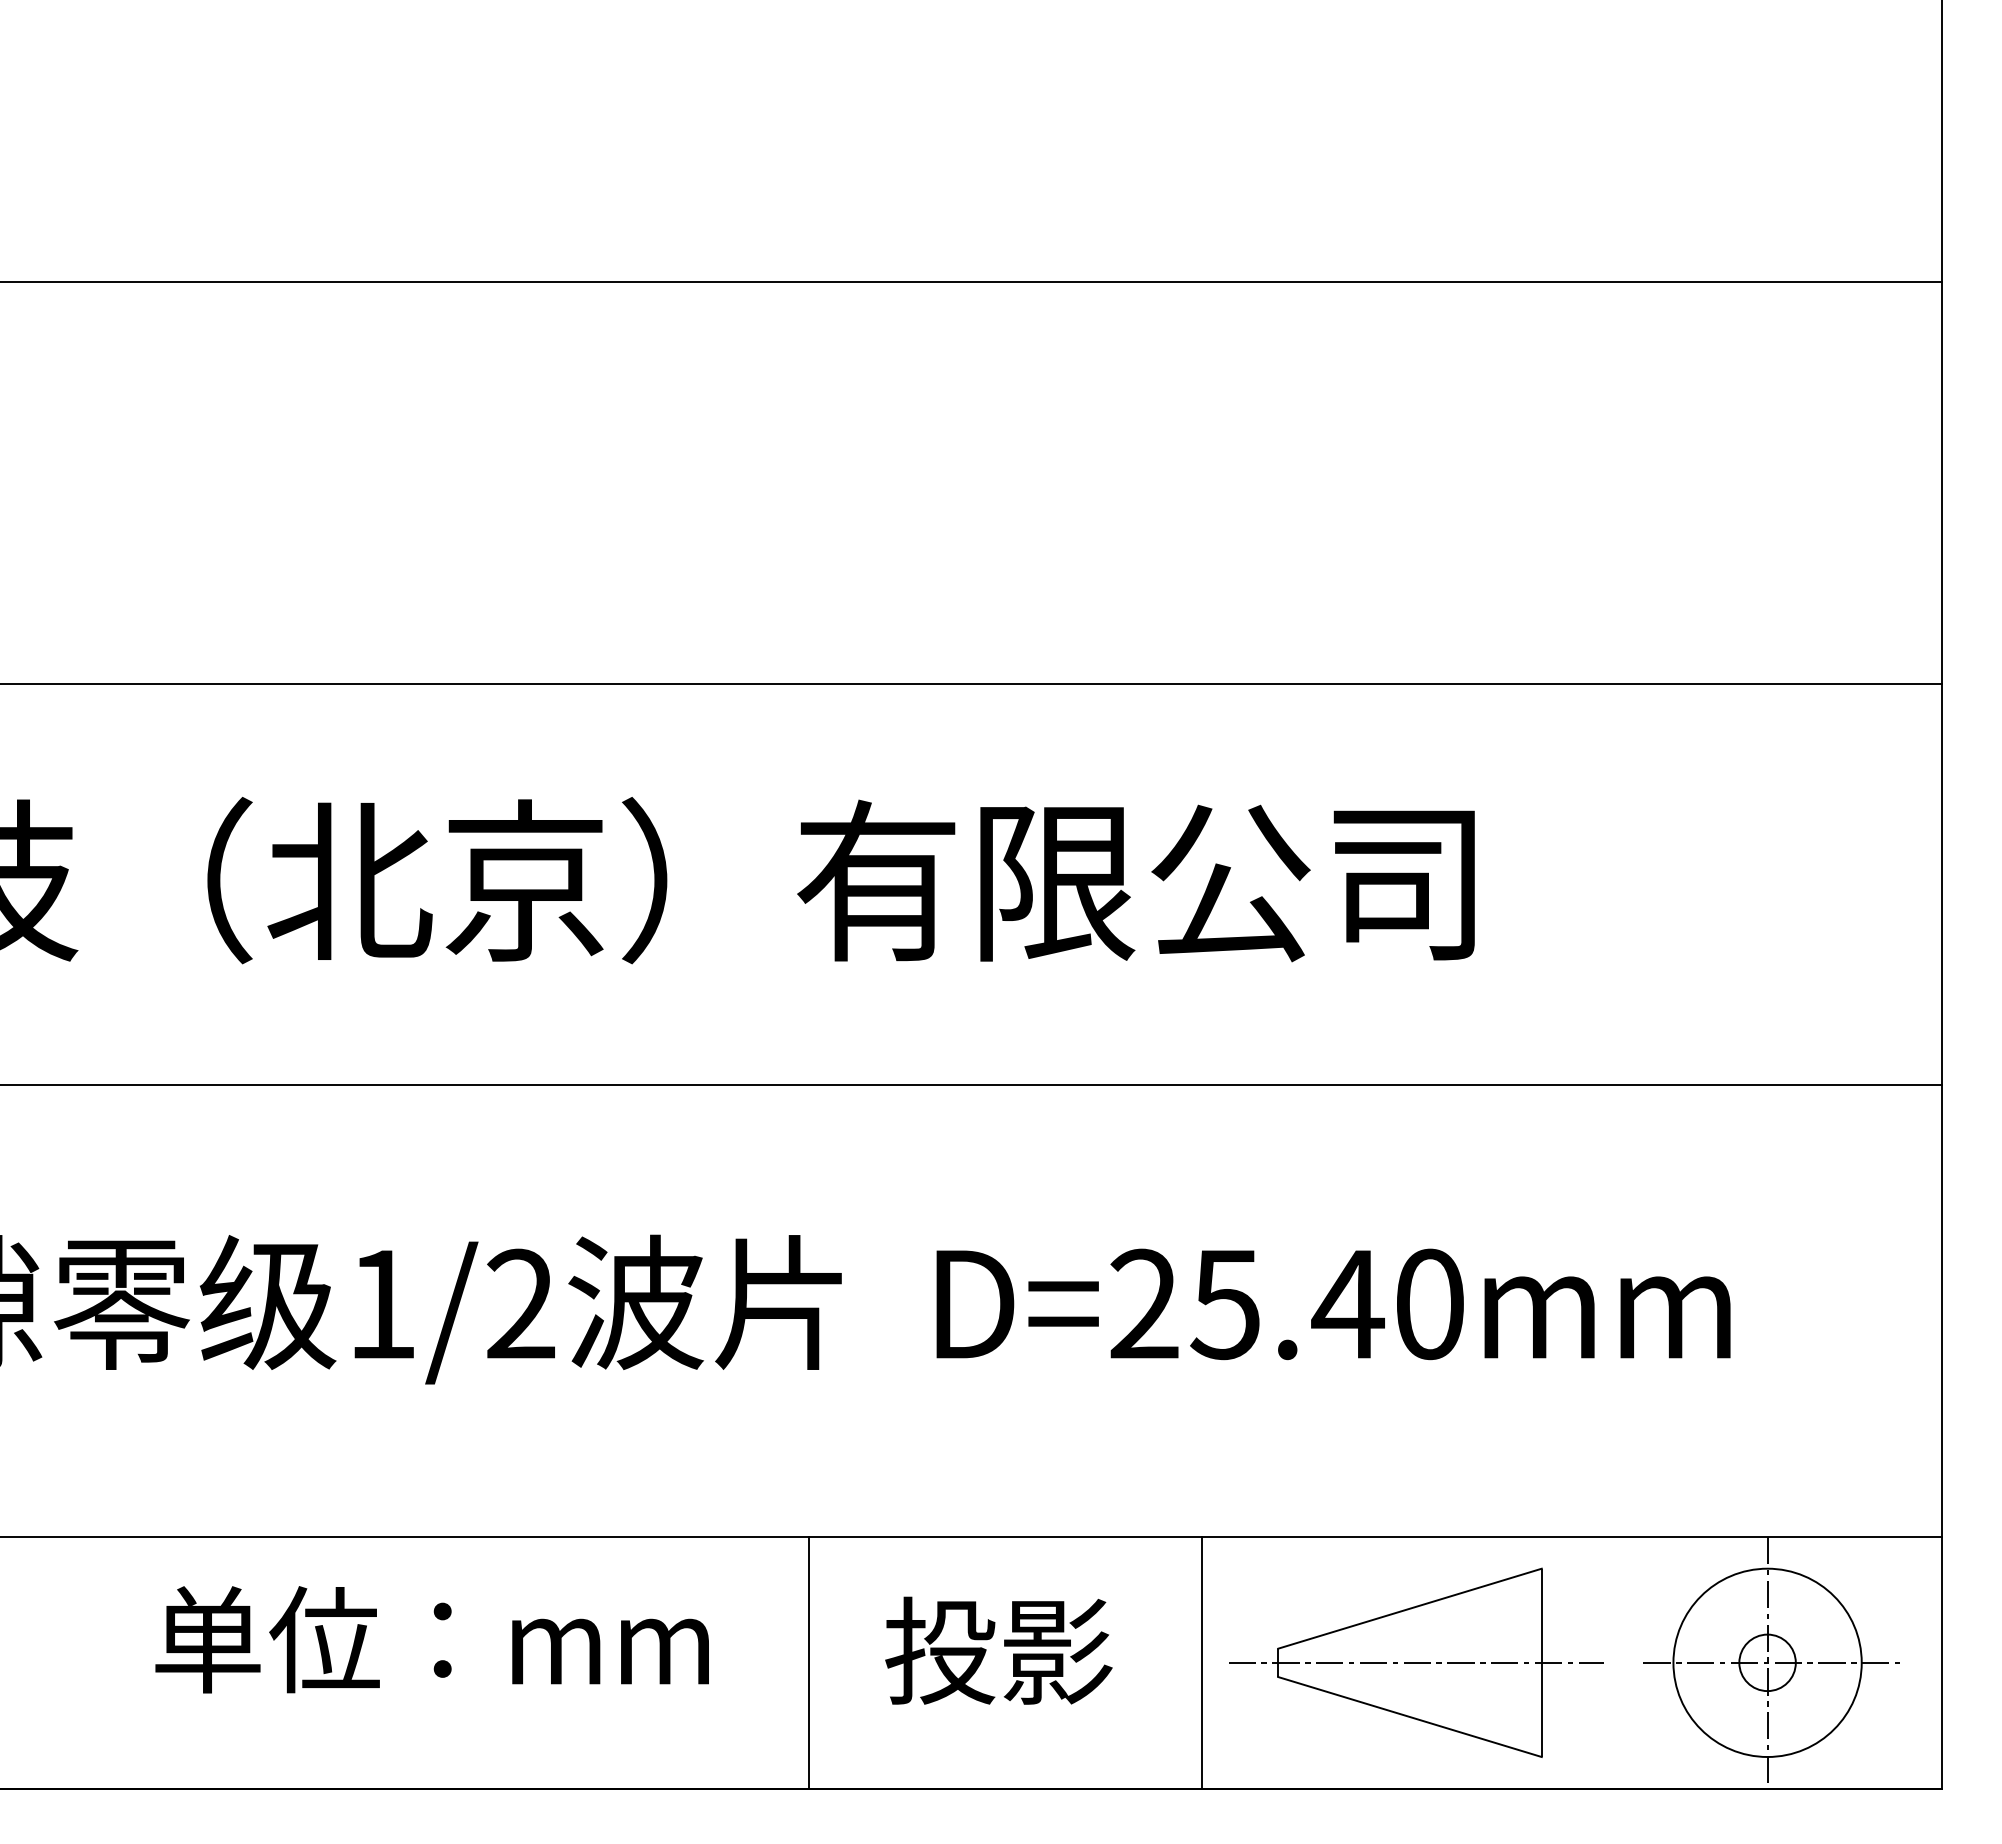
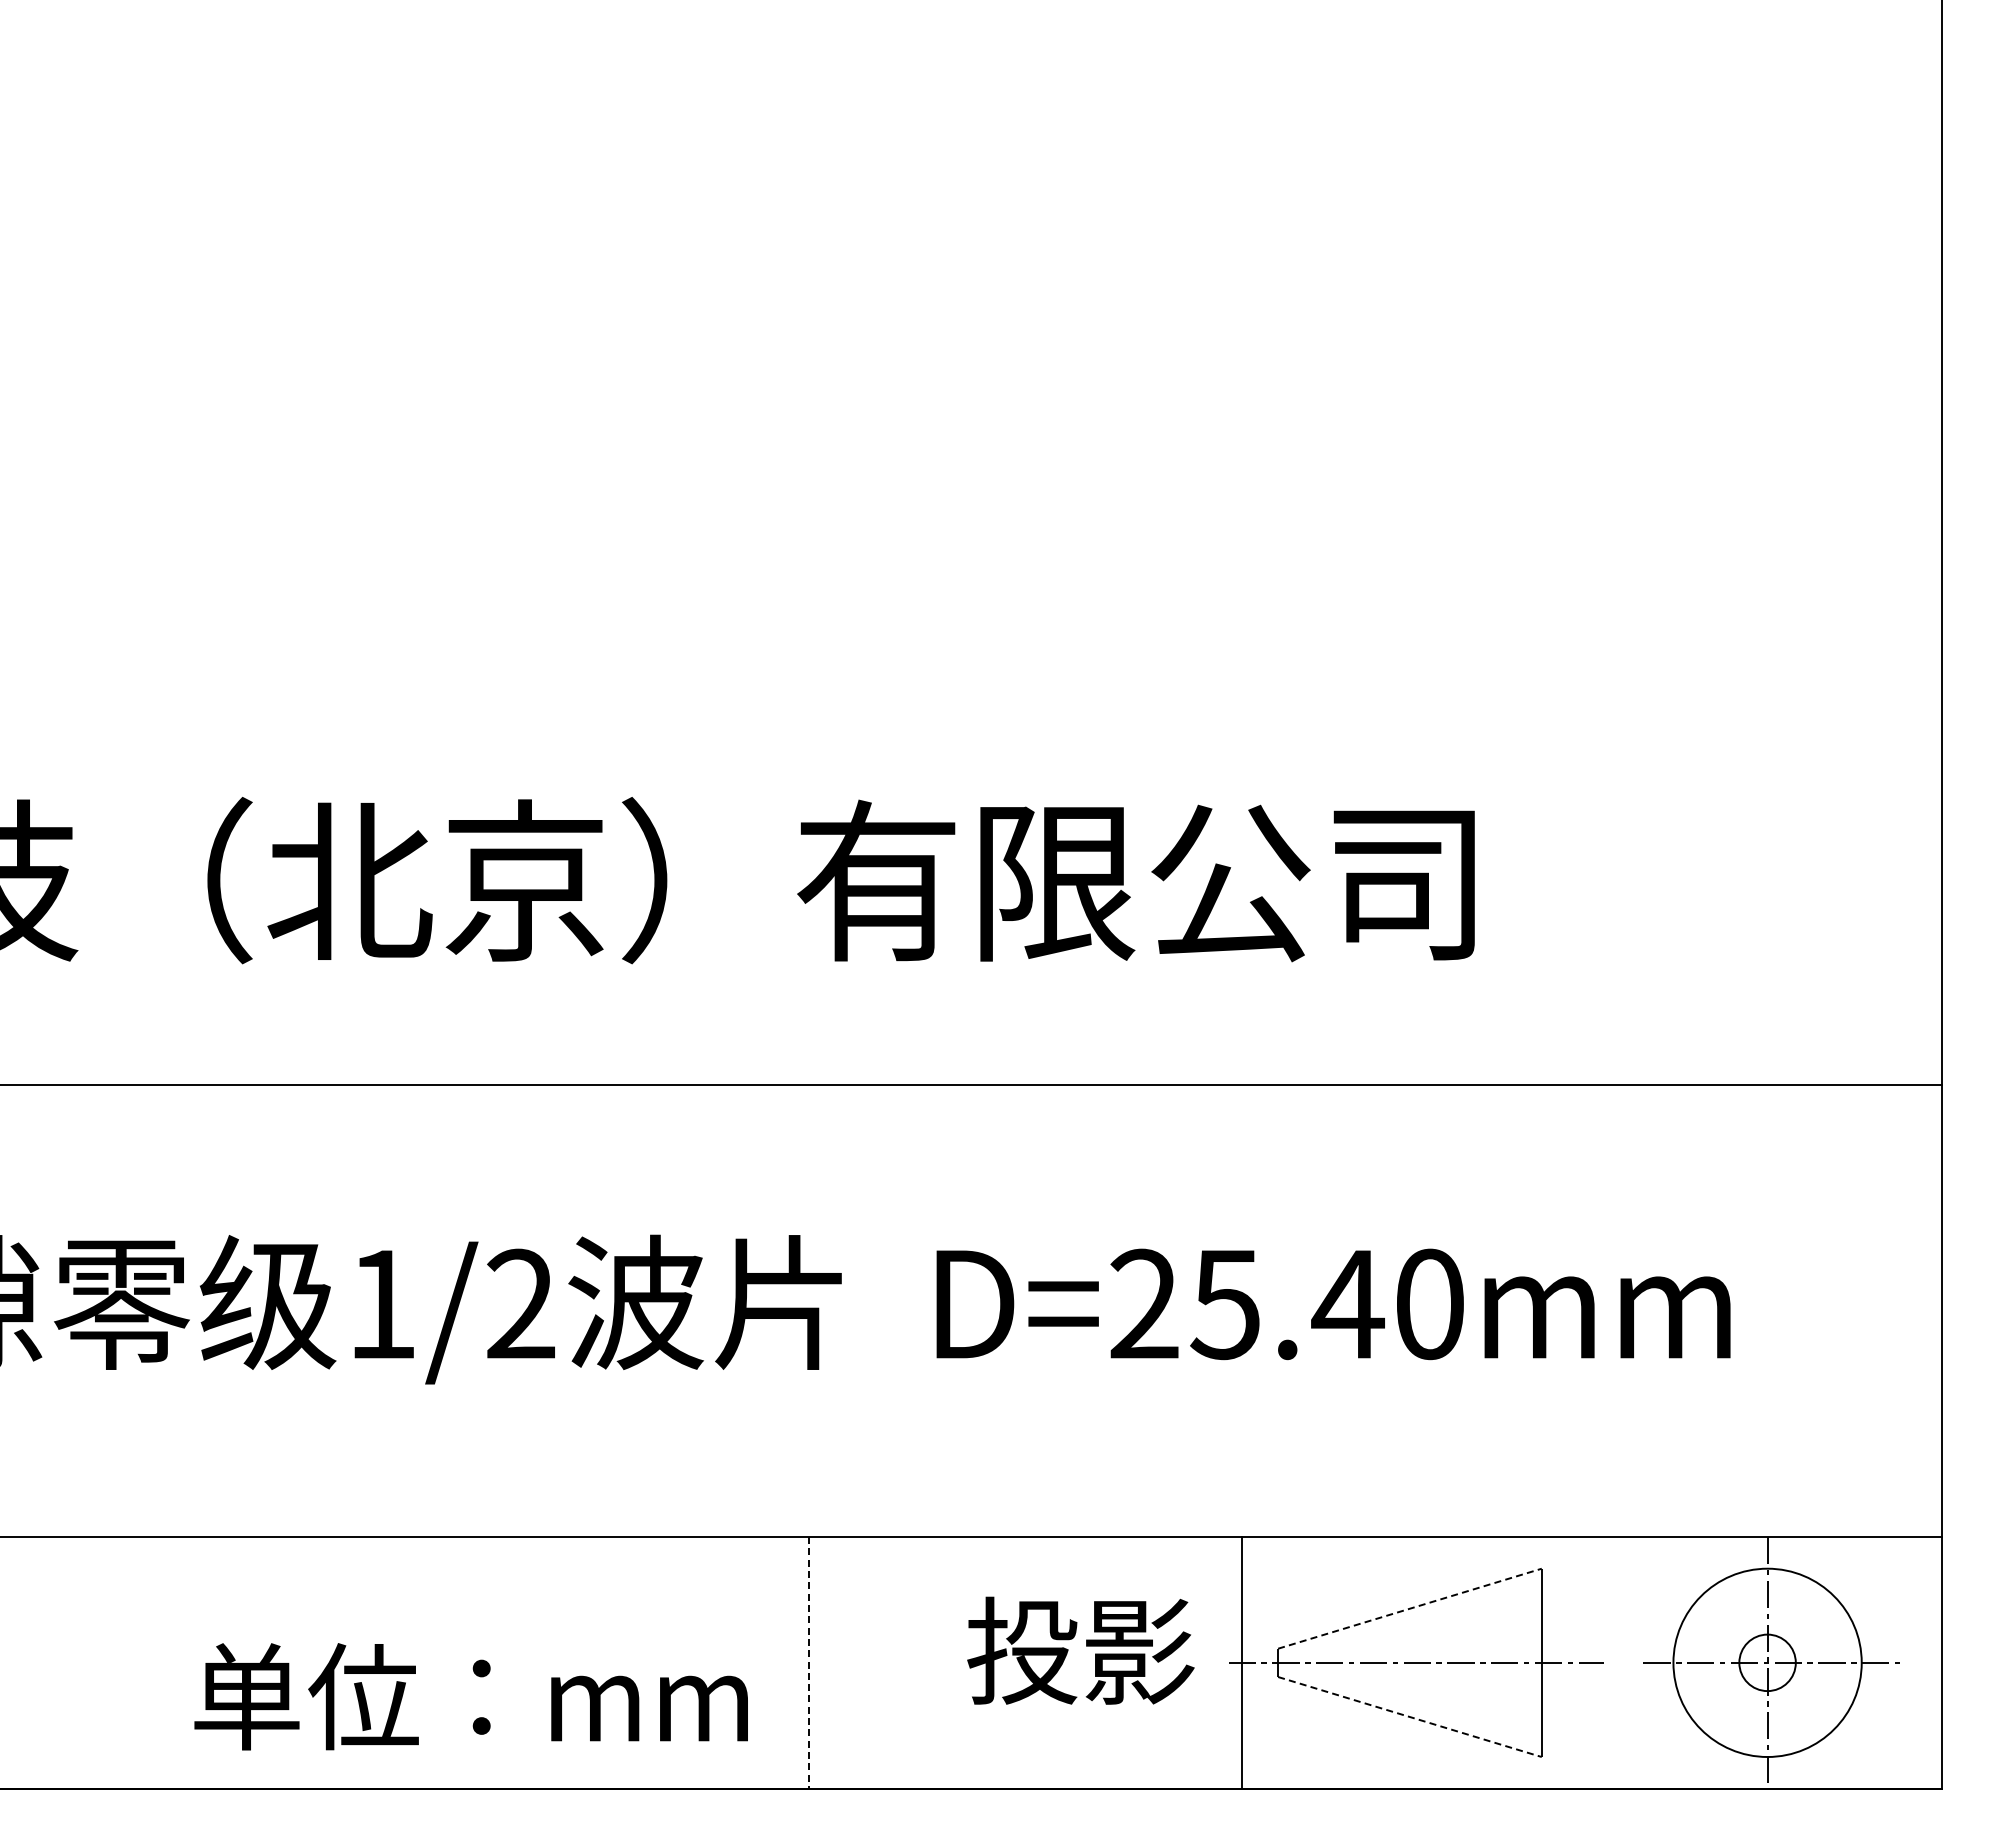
line: present -> none (971, 281)
line: present -> none (971, 683)
line: solid -> dashed (1409, 1608)
text position: (431, 1639) -> (470, 1696) (470, 1696)
text position: (998, 1650) -> (1080, 1650) (1080, 1650)
line: solid -> dashed (809, 1662)
line position: (1202, 1662) -> (1242, 1662) (1242, 1662)
line: solid -> dashed (1409, 1717)
